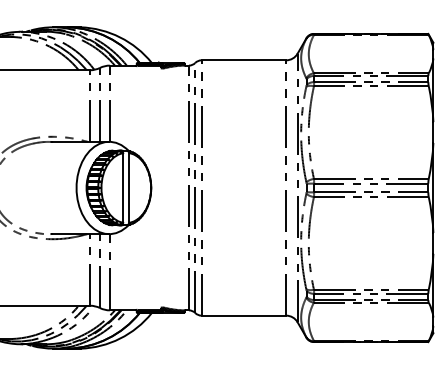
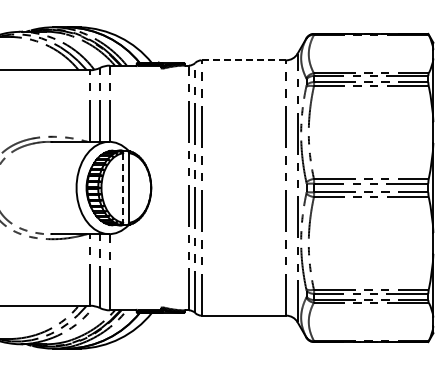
line: solid -> dashed (243, 60)
line: solid -> dashed (123, 187)
